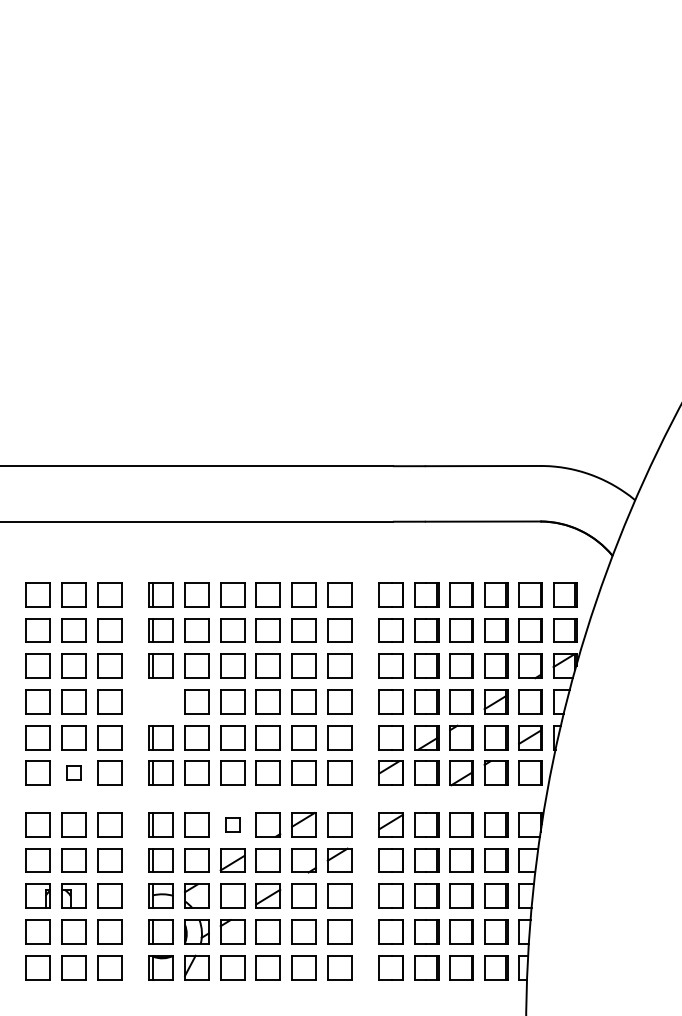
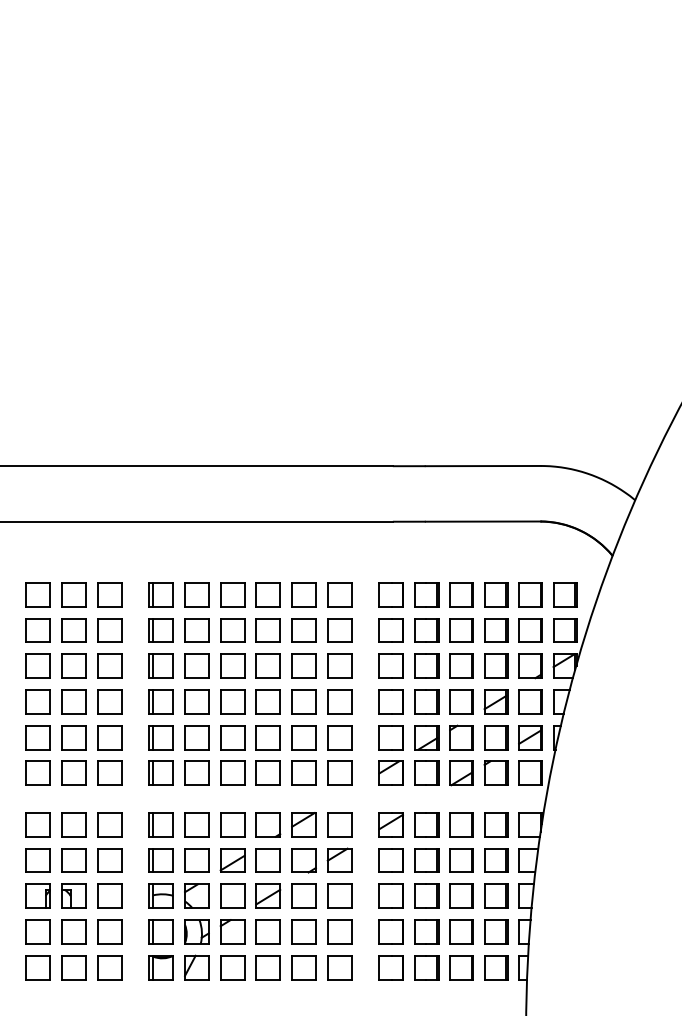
part: none -> present (160, 701)
part size: 16x16 px -> 26x26 px (73, 772)
part size: 16x16 px -> 26x26 px (232, 824)
